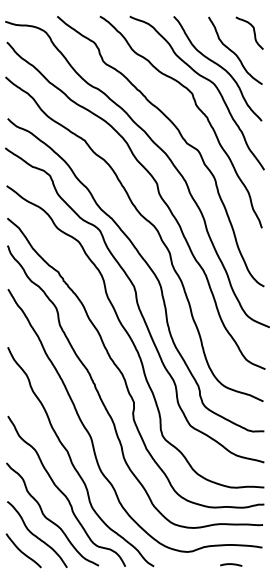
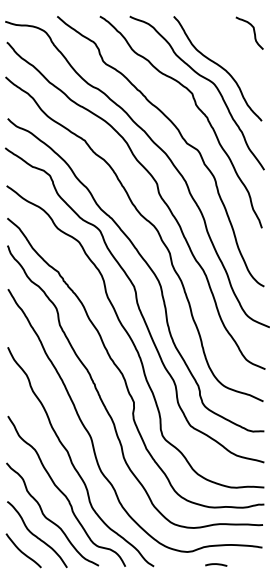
curve: present -> none (233, 51)
curve position: (231, 564) -> (216, 564) (216, 564)
